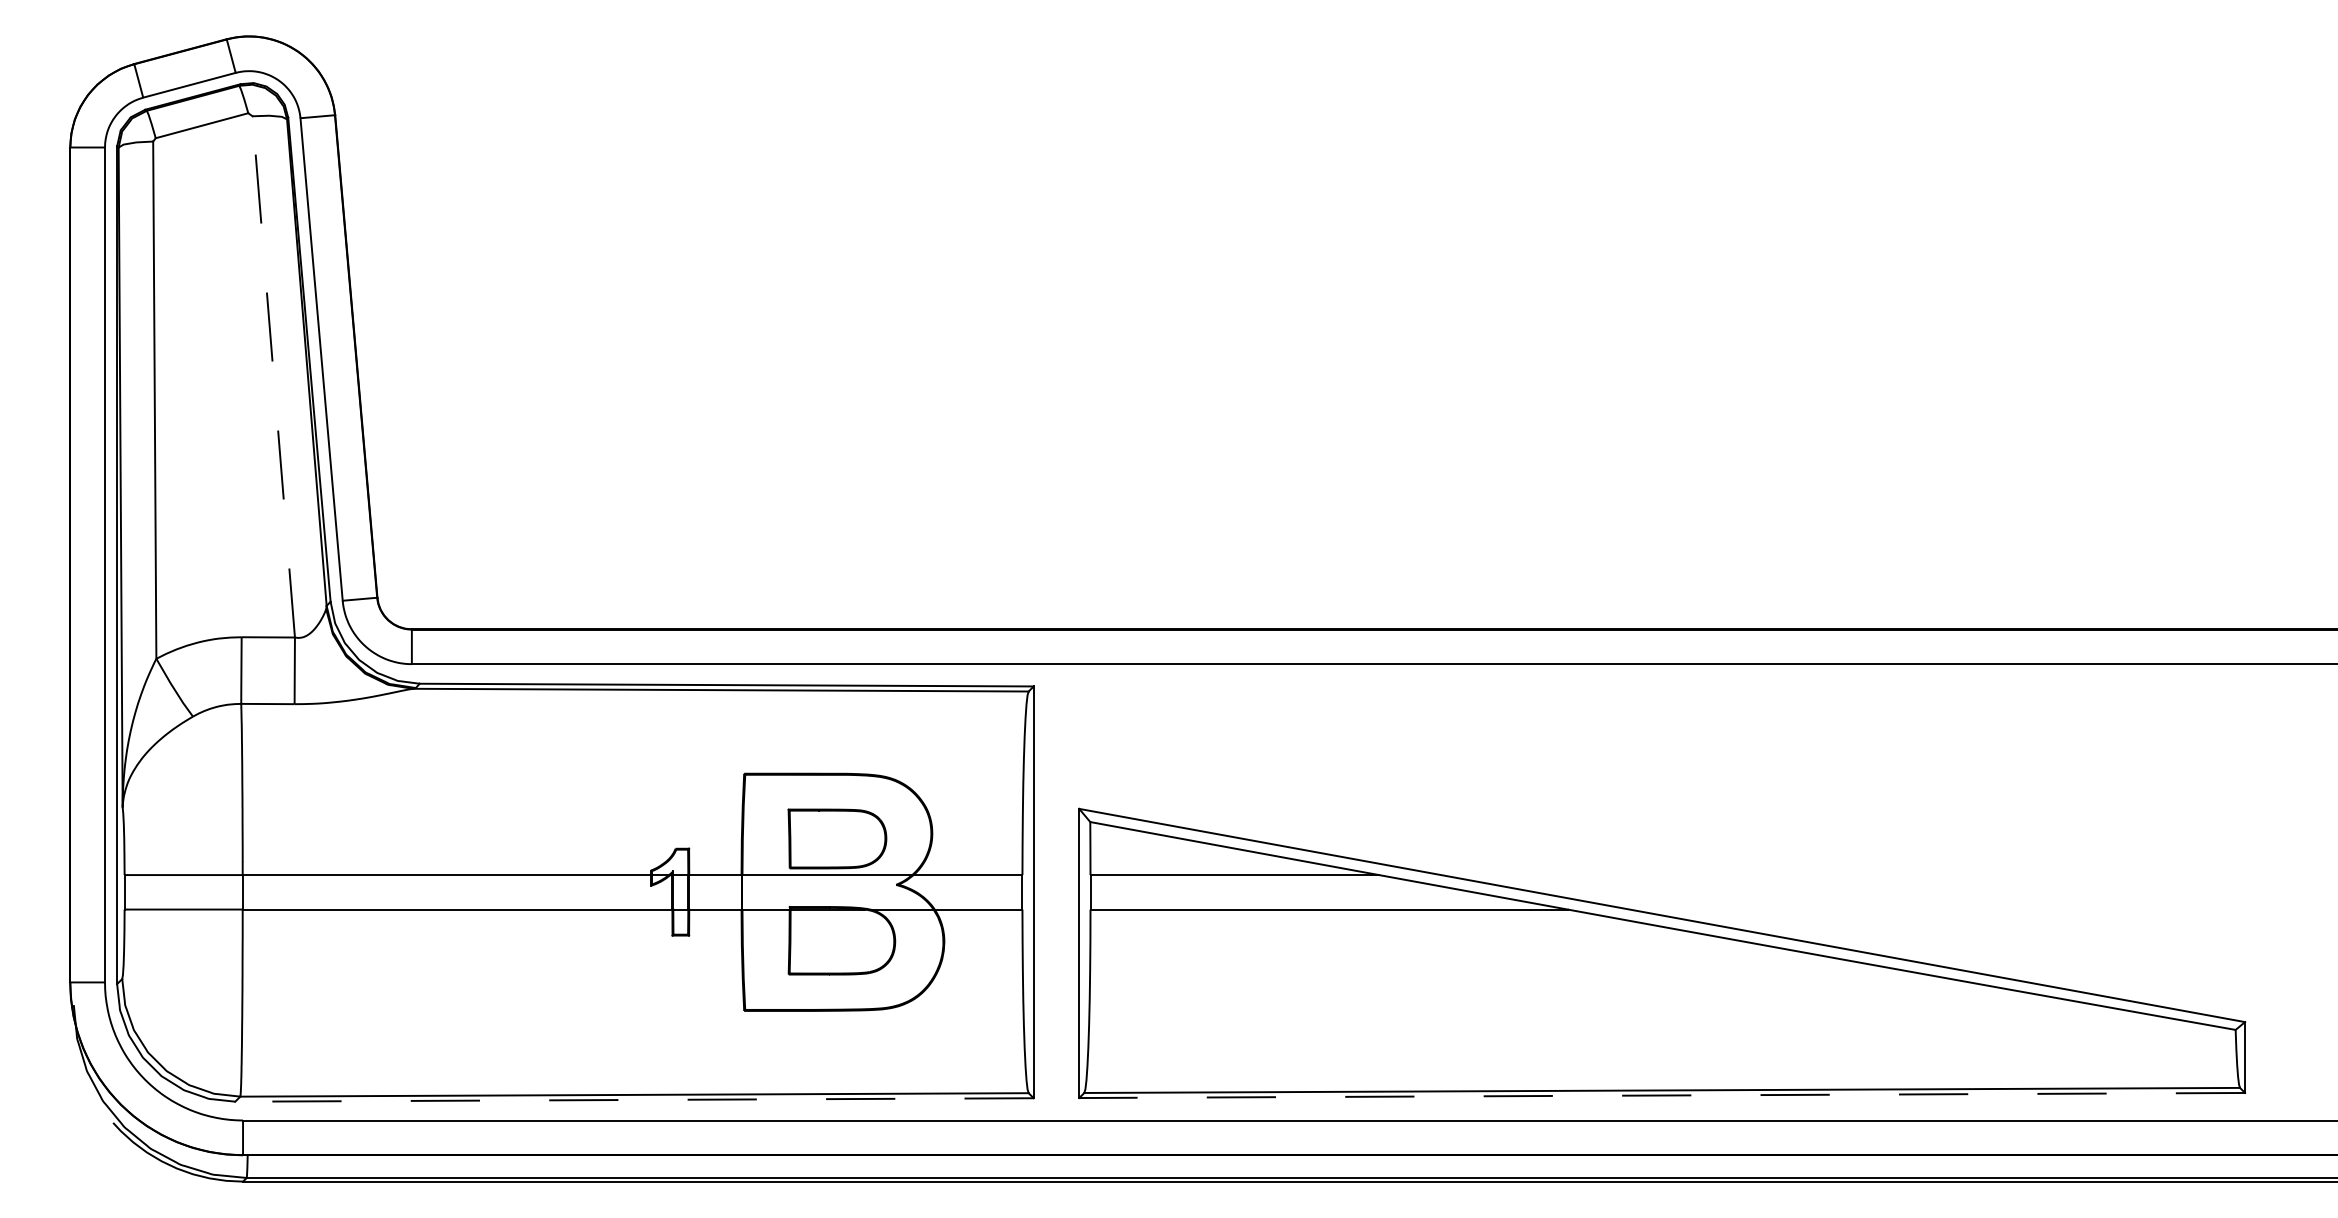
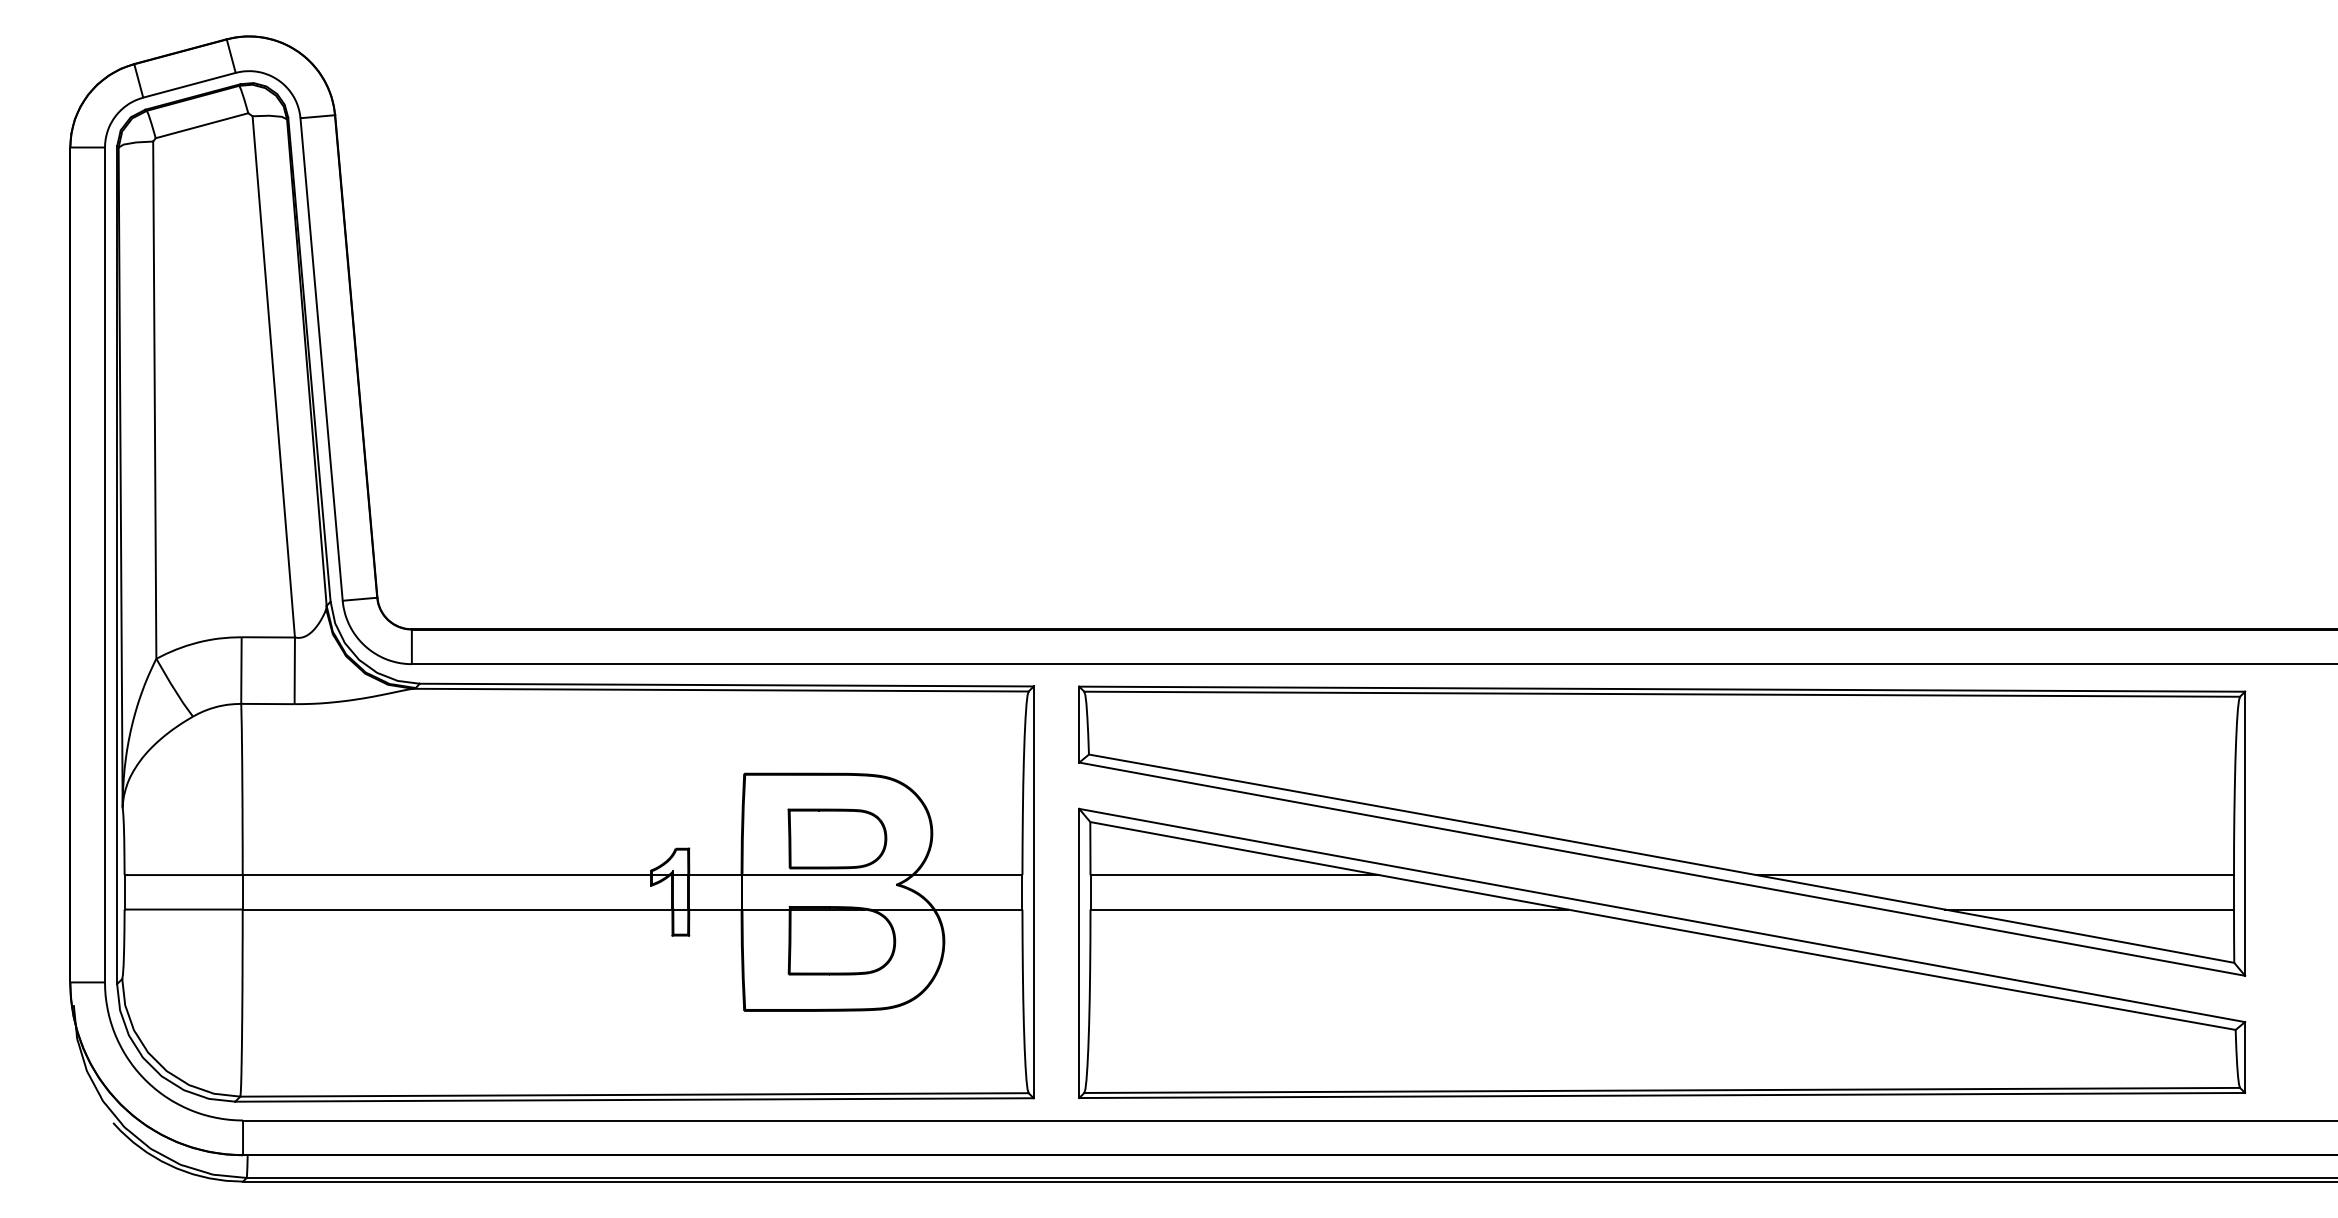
line: dashed -> solid (273, 376)
part: none -> present (1662, 830)
line: dashed -> solid (1662, 1095)
line: dashed -> solid (634, 1099)
